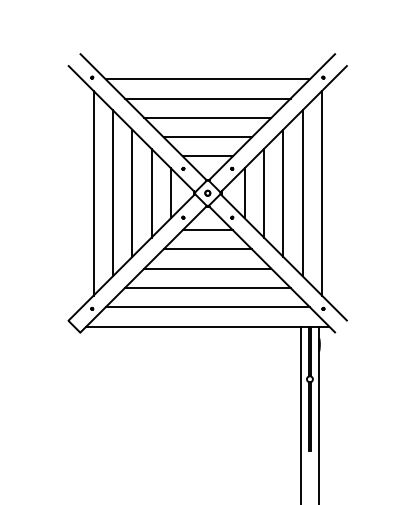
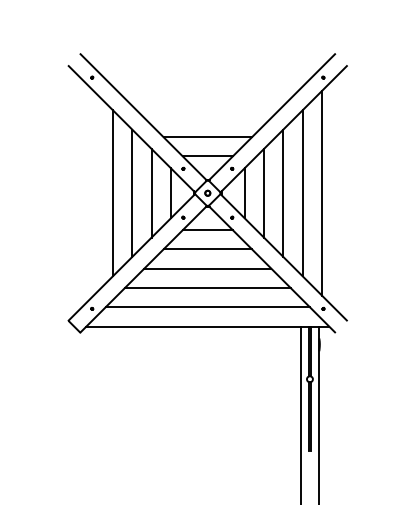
line: present -> none (207, 79)
line: present -> none (207, 98)
line: present -> none (207, 117)
line: present -> none (93, 193)
